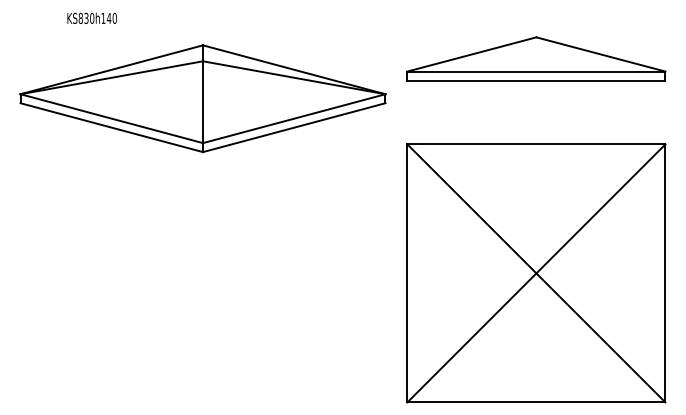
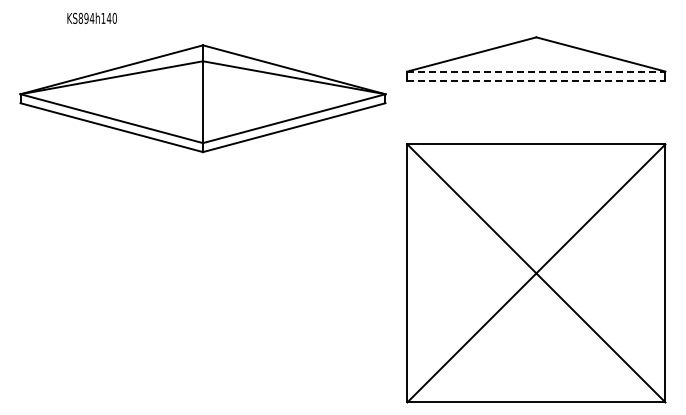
text: KS830h140 -> KS894h140 (89, 17)
line: solid -> dashed (536, 71)
line: solid -> dashed (536, 80)
